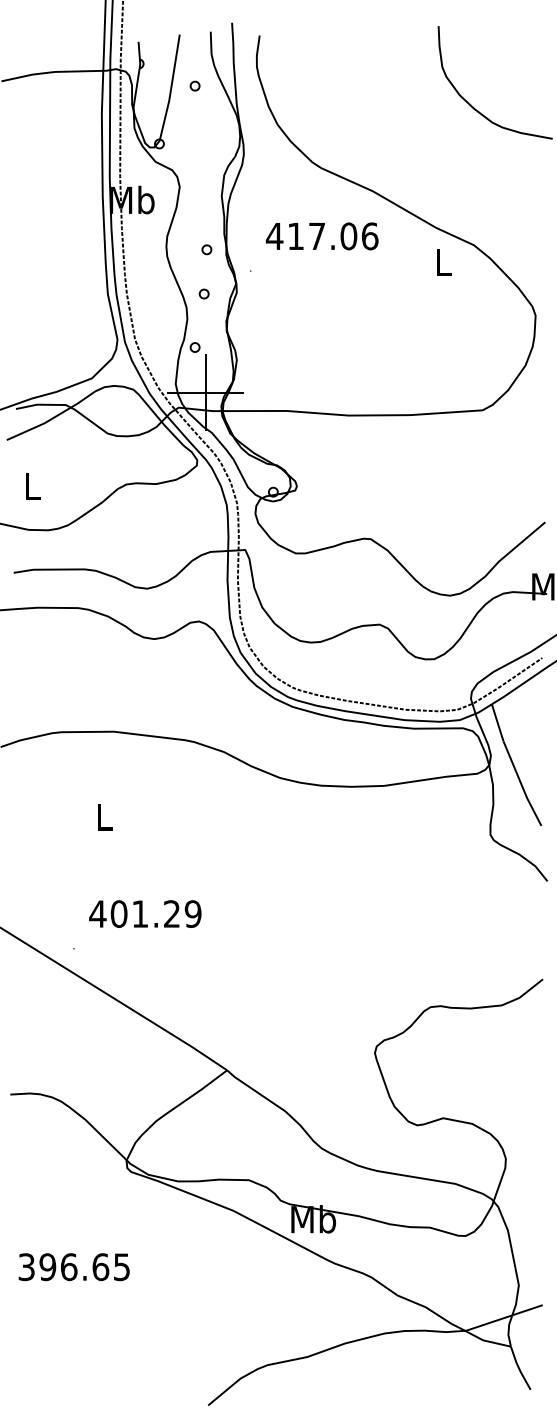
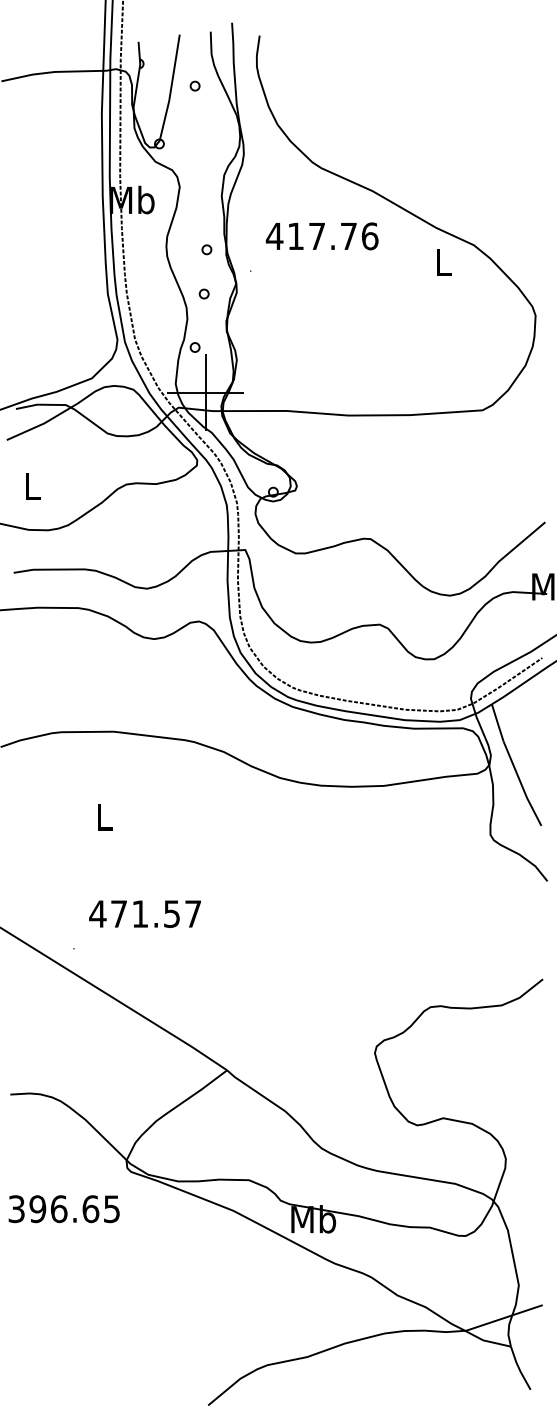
curve: present -> none (471, 104)
text: 417.06 -> 417.76 (348, 236)
text: 401.29 -> 471.57 (155, 913)
text position: (73, 1267) -> (63, 1209) (63, 1209)
